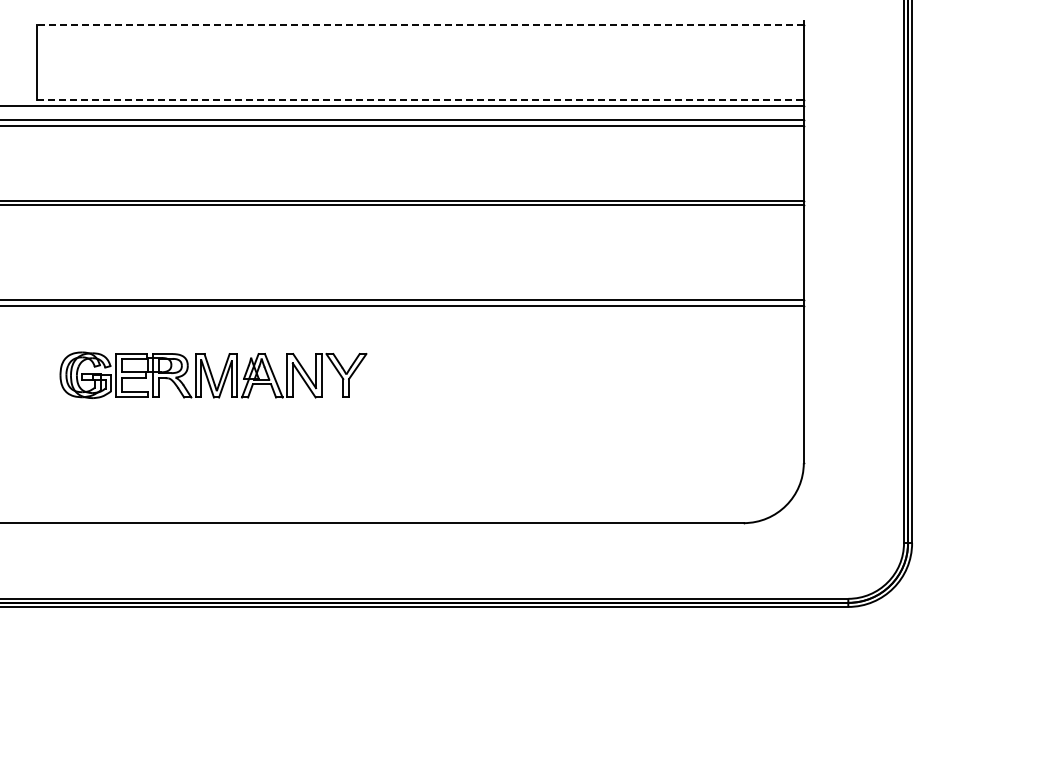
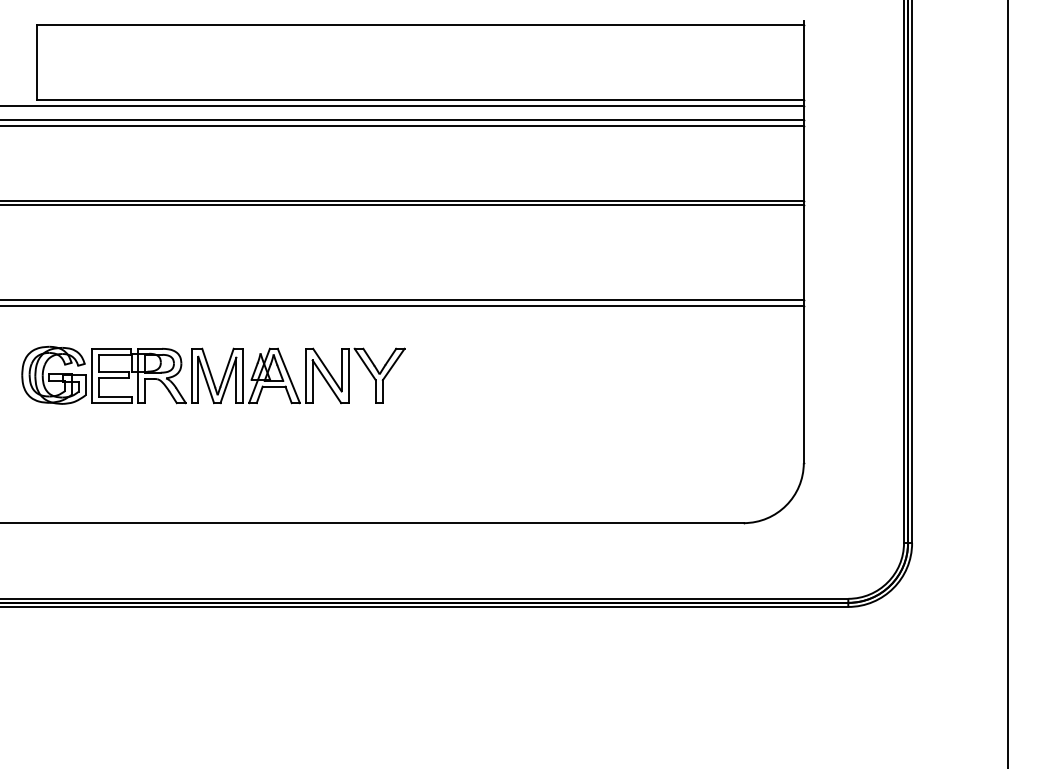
line: dashed -> solid (420, 25)
line: dashed -> solid (420, 100)
part size: 309x48 px -> 385x60 px (213, 374)
line: none -> present (1007, 383)
